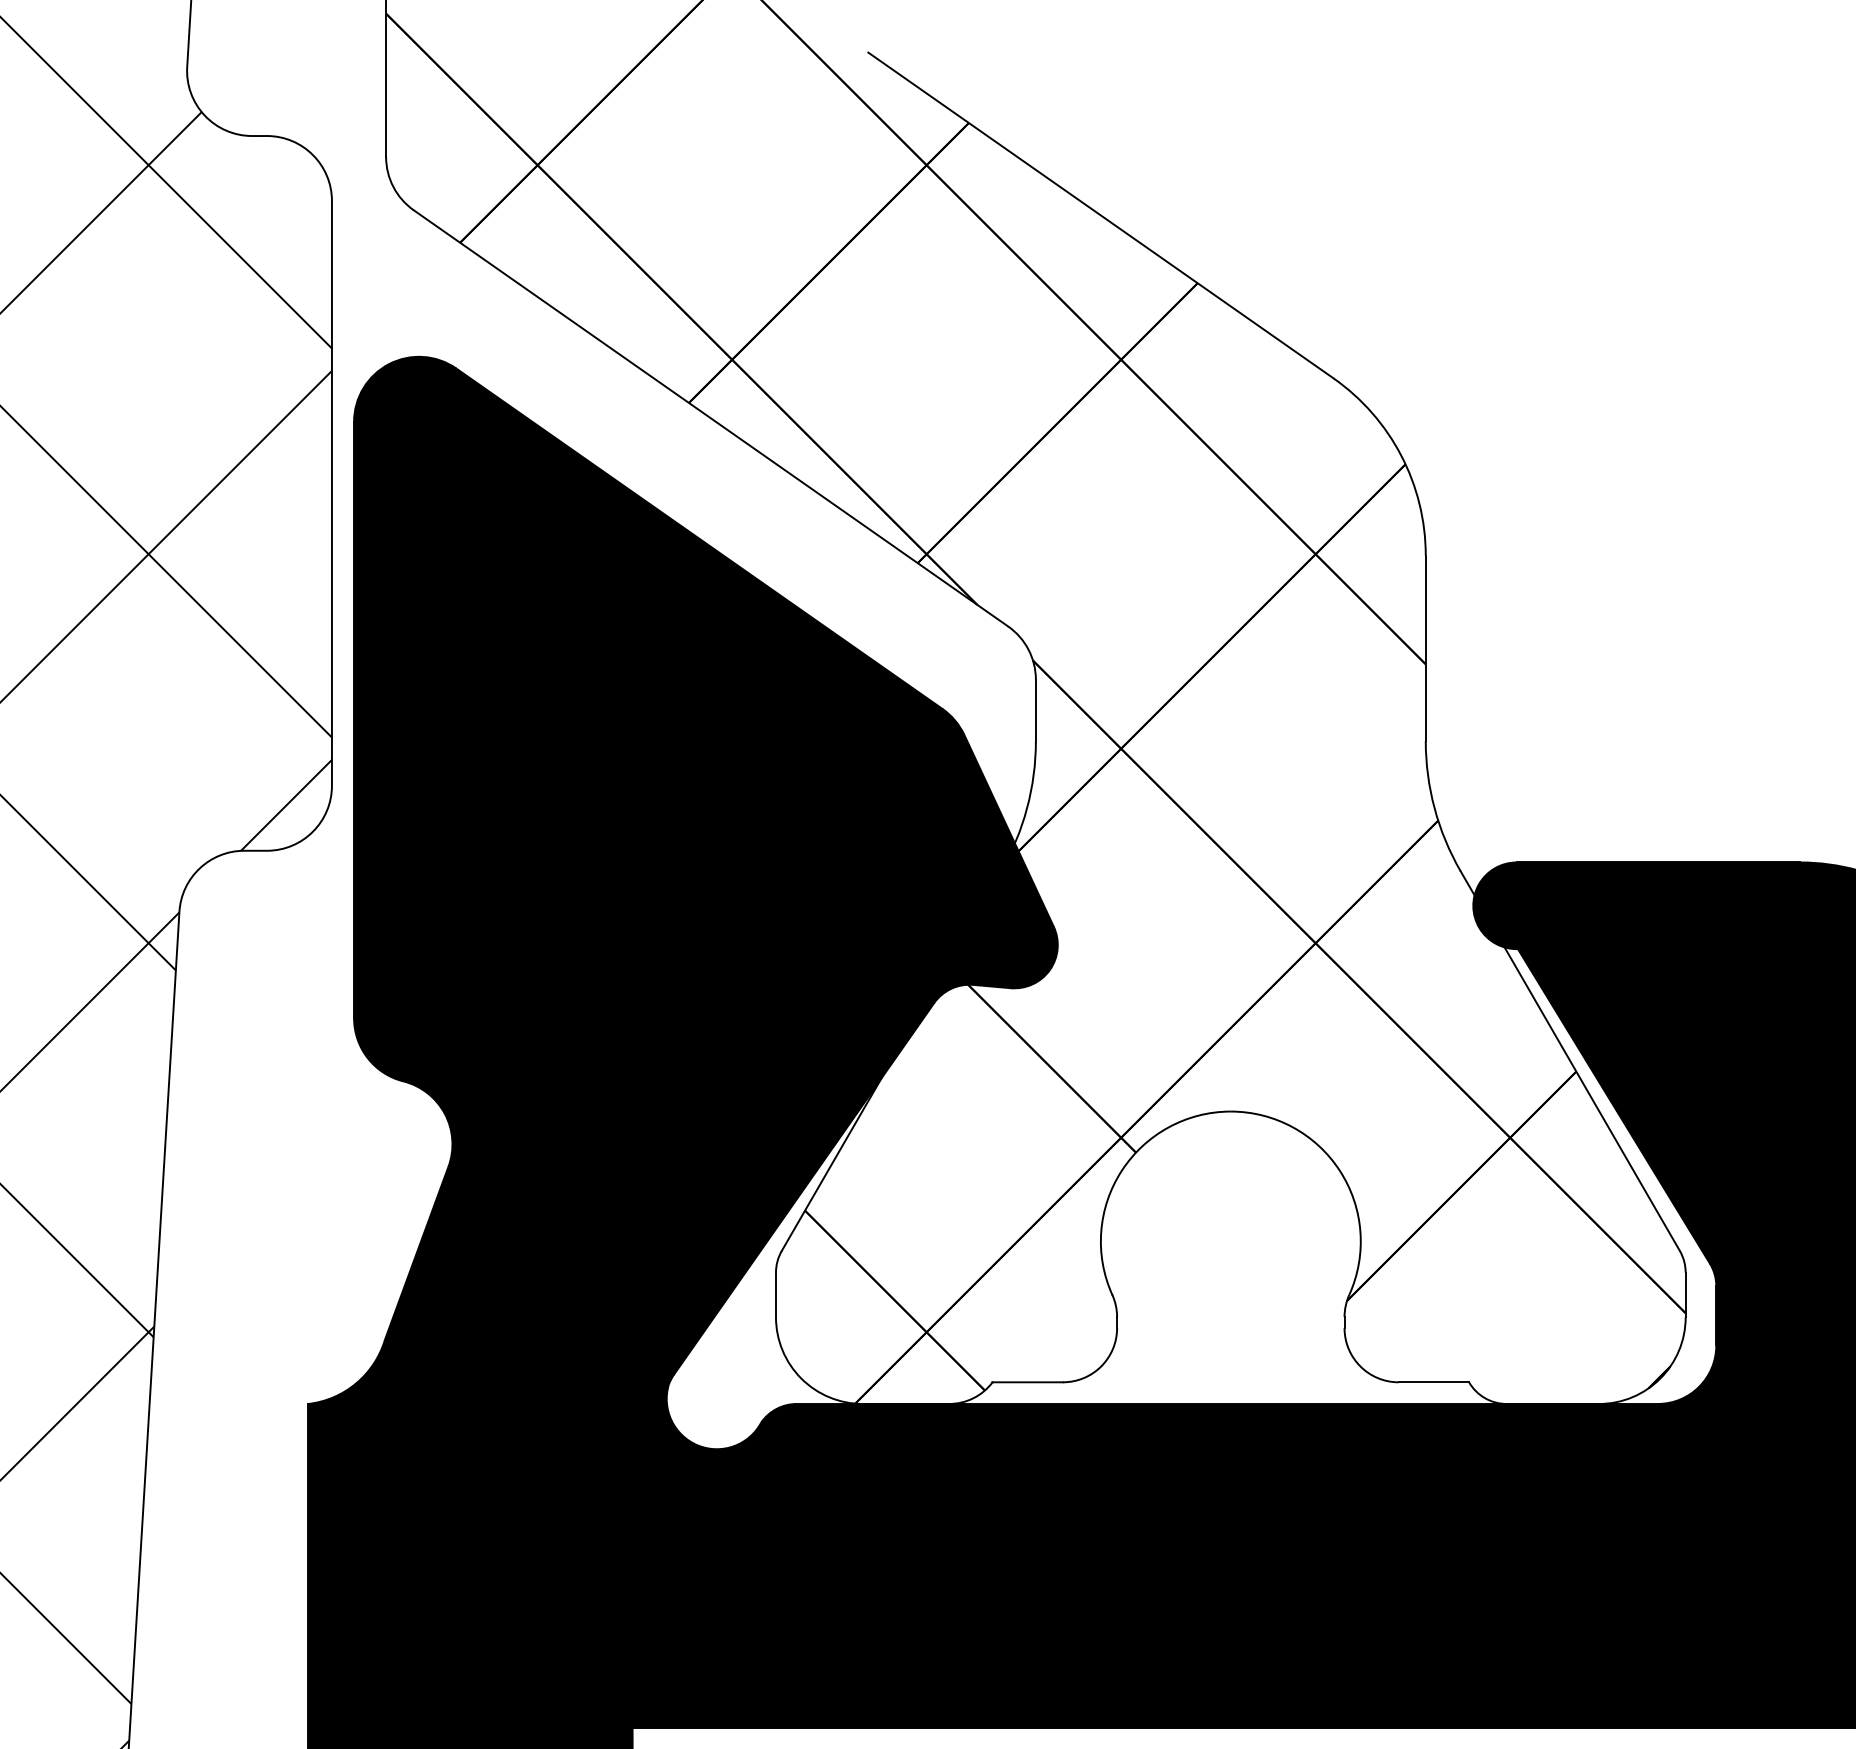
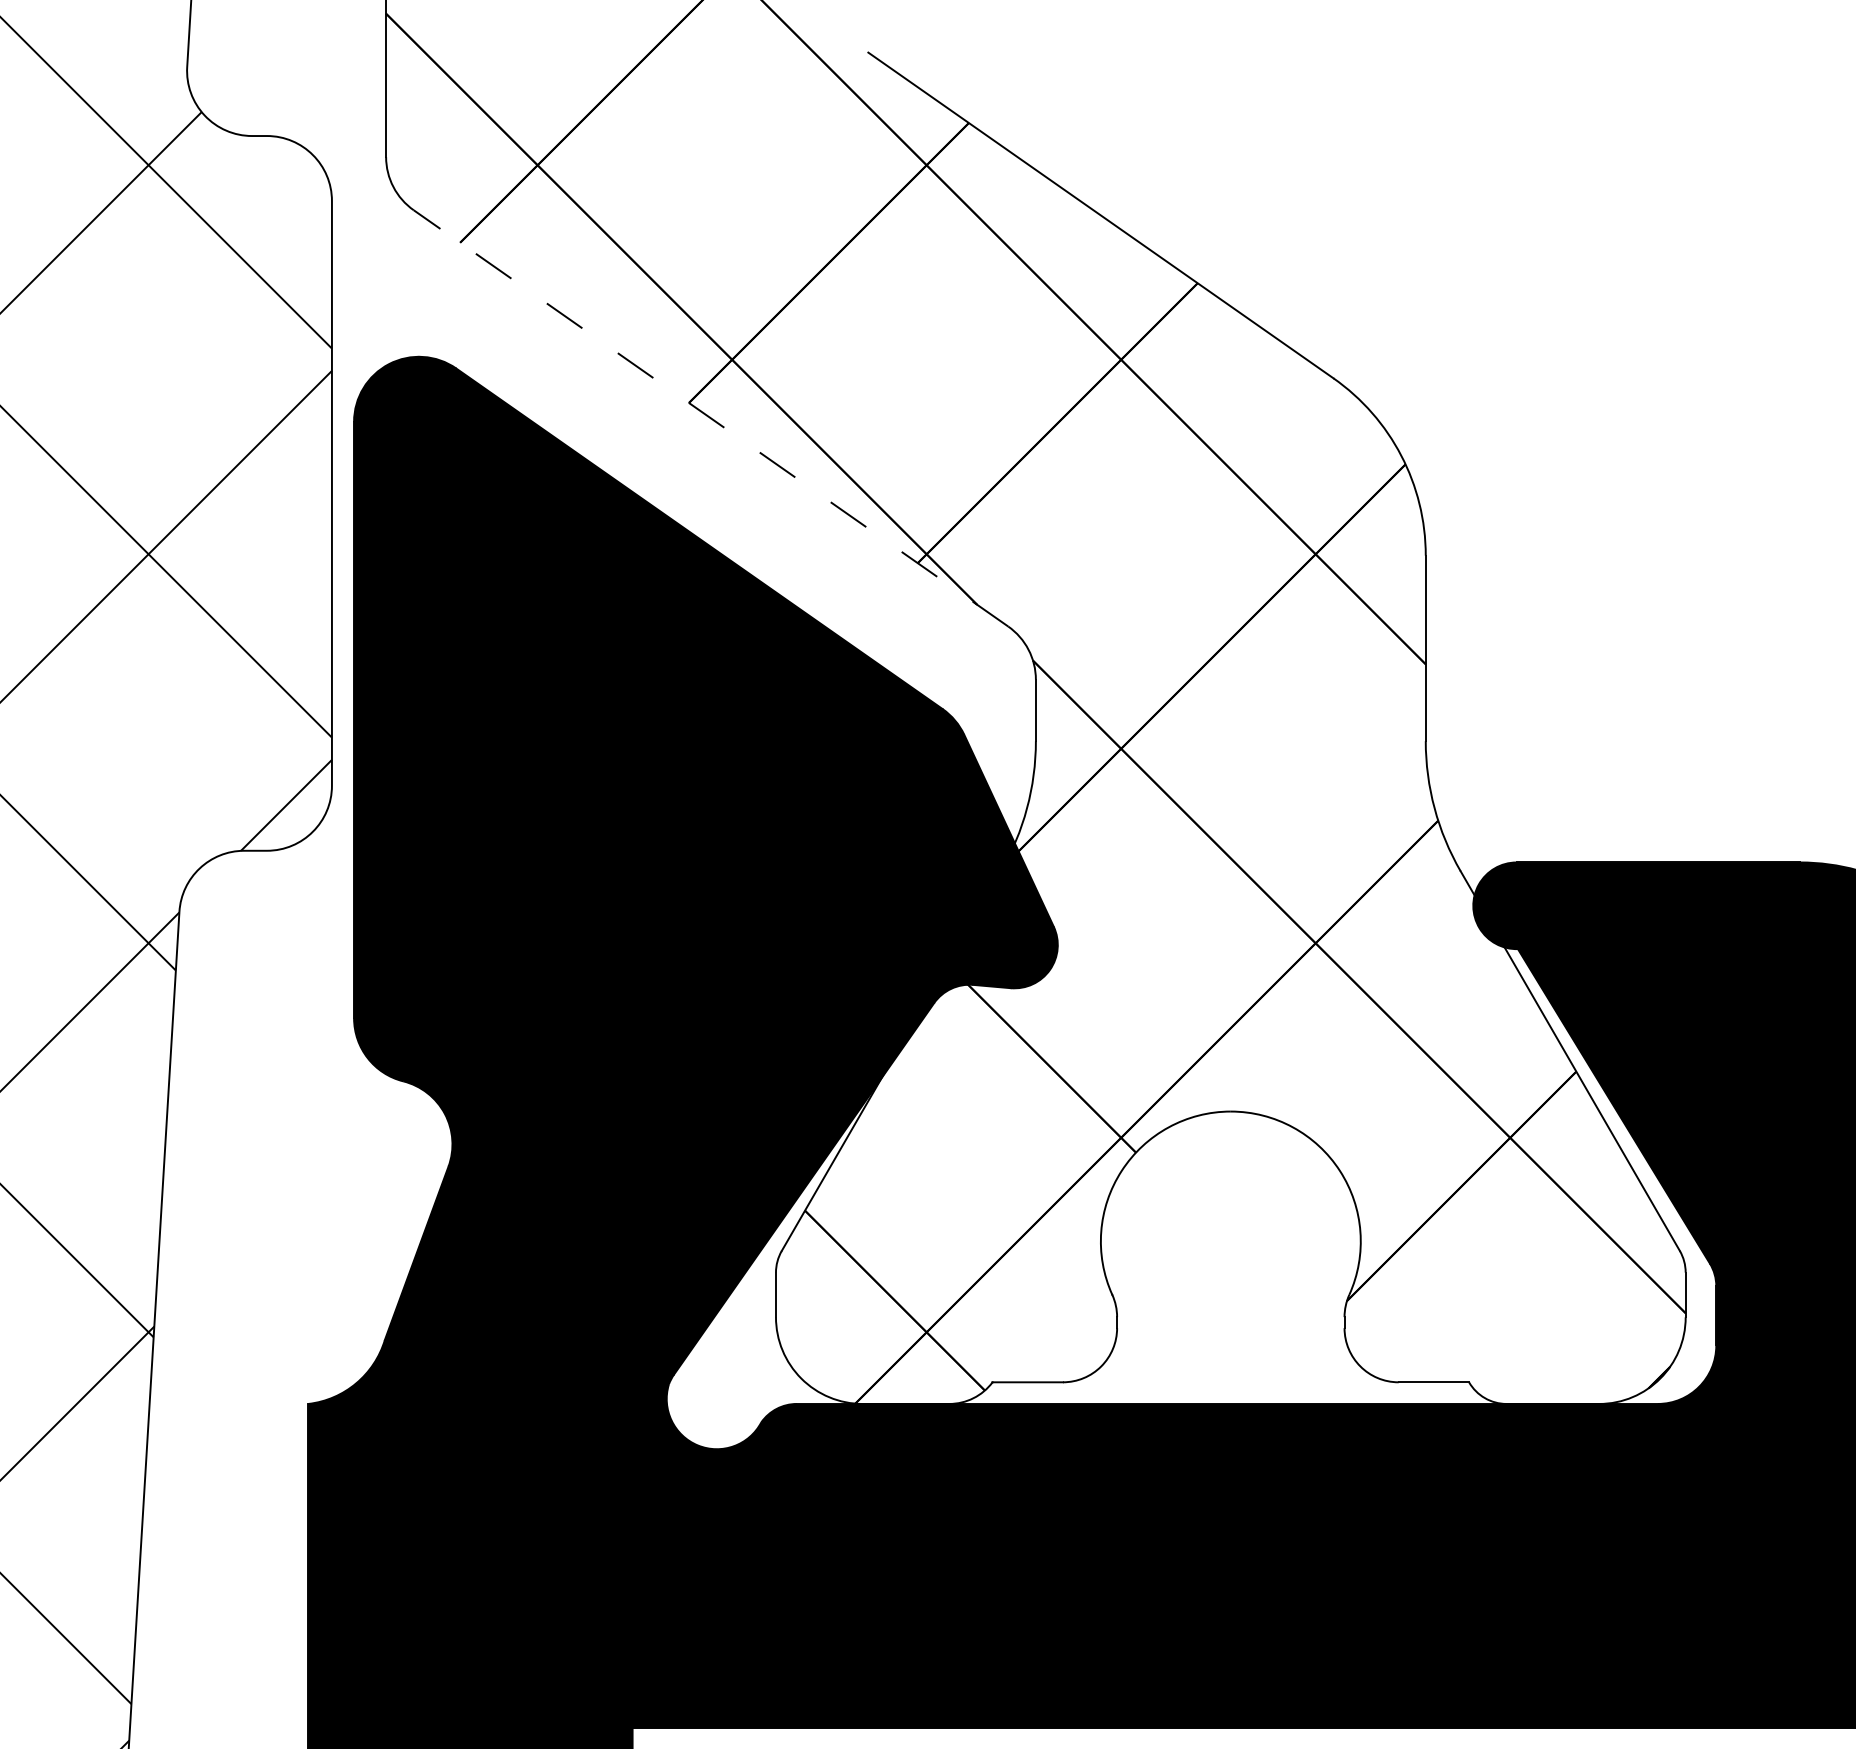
line: solid -> dashed (711, 418)
